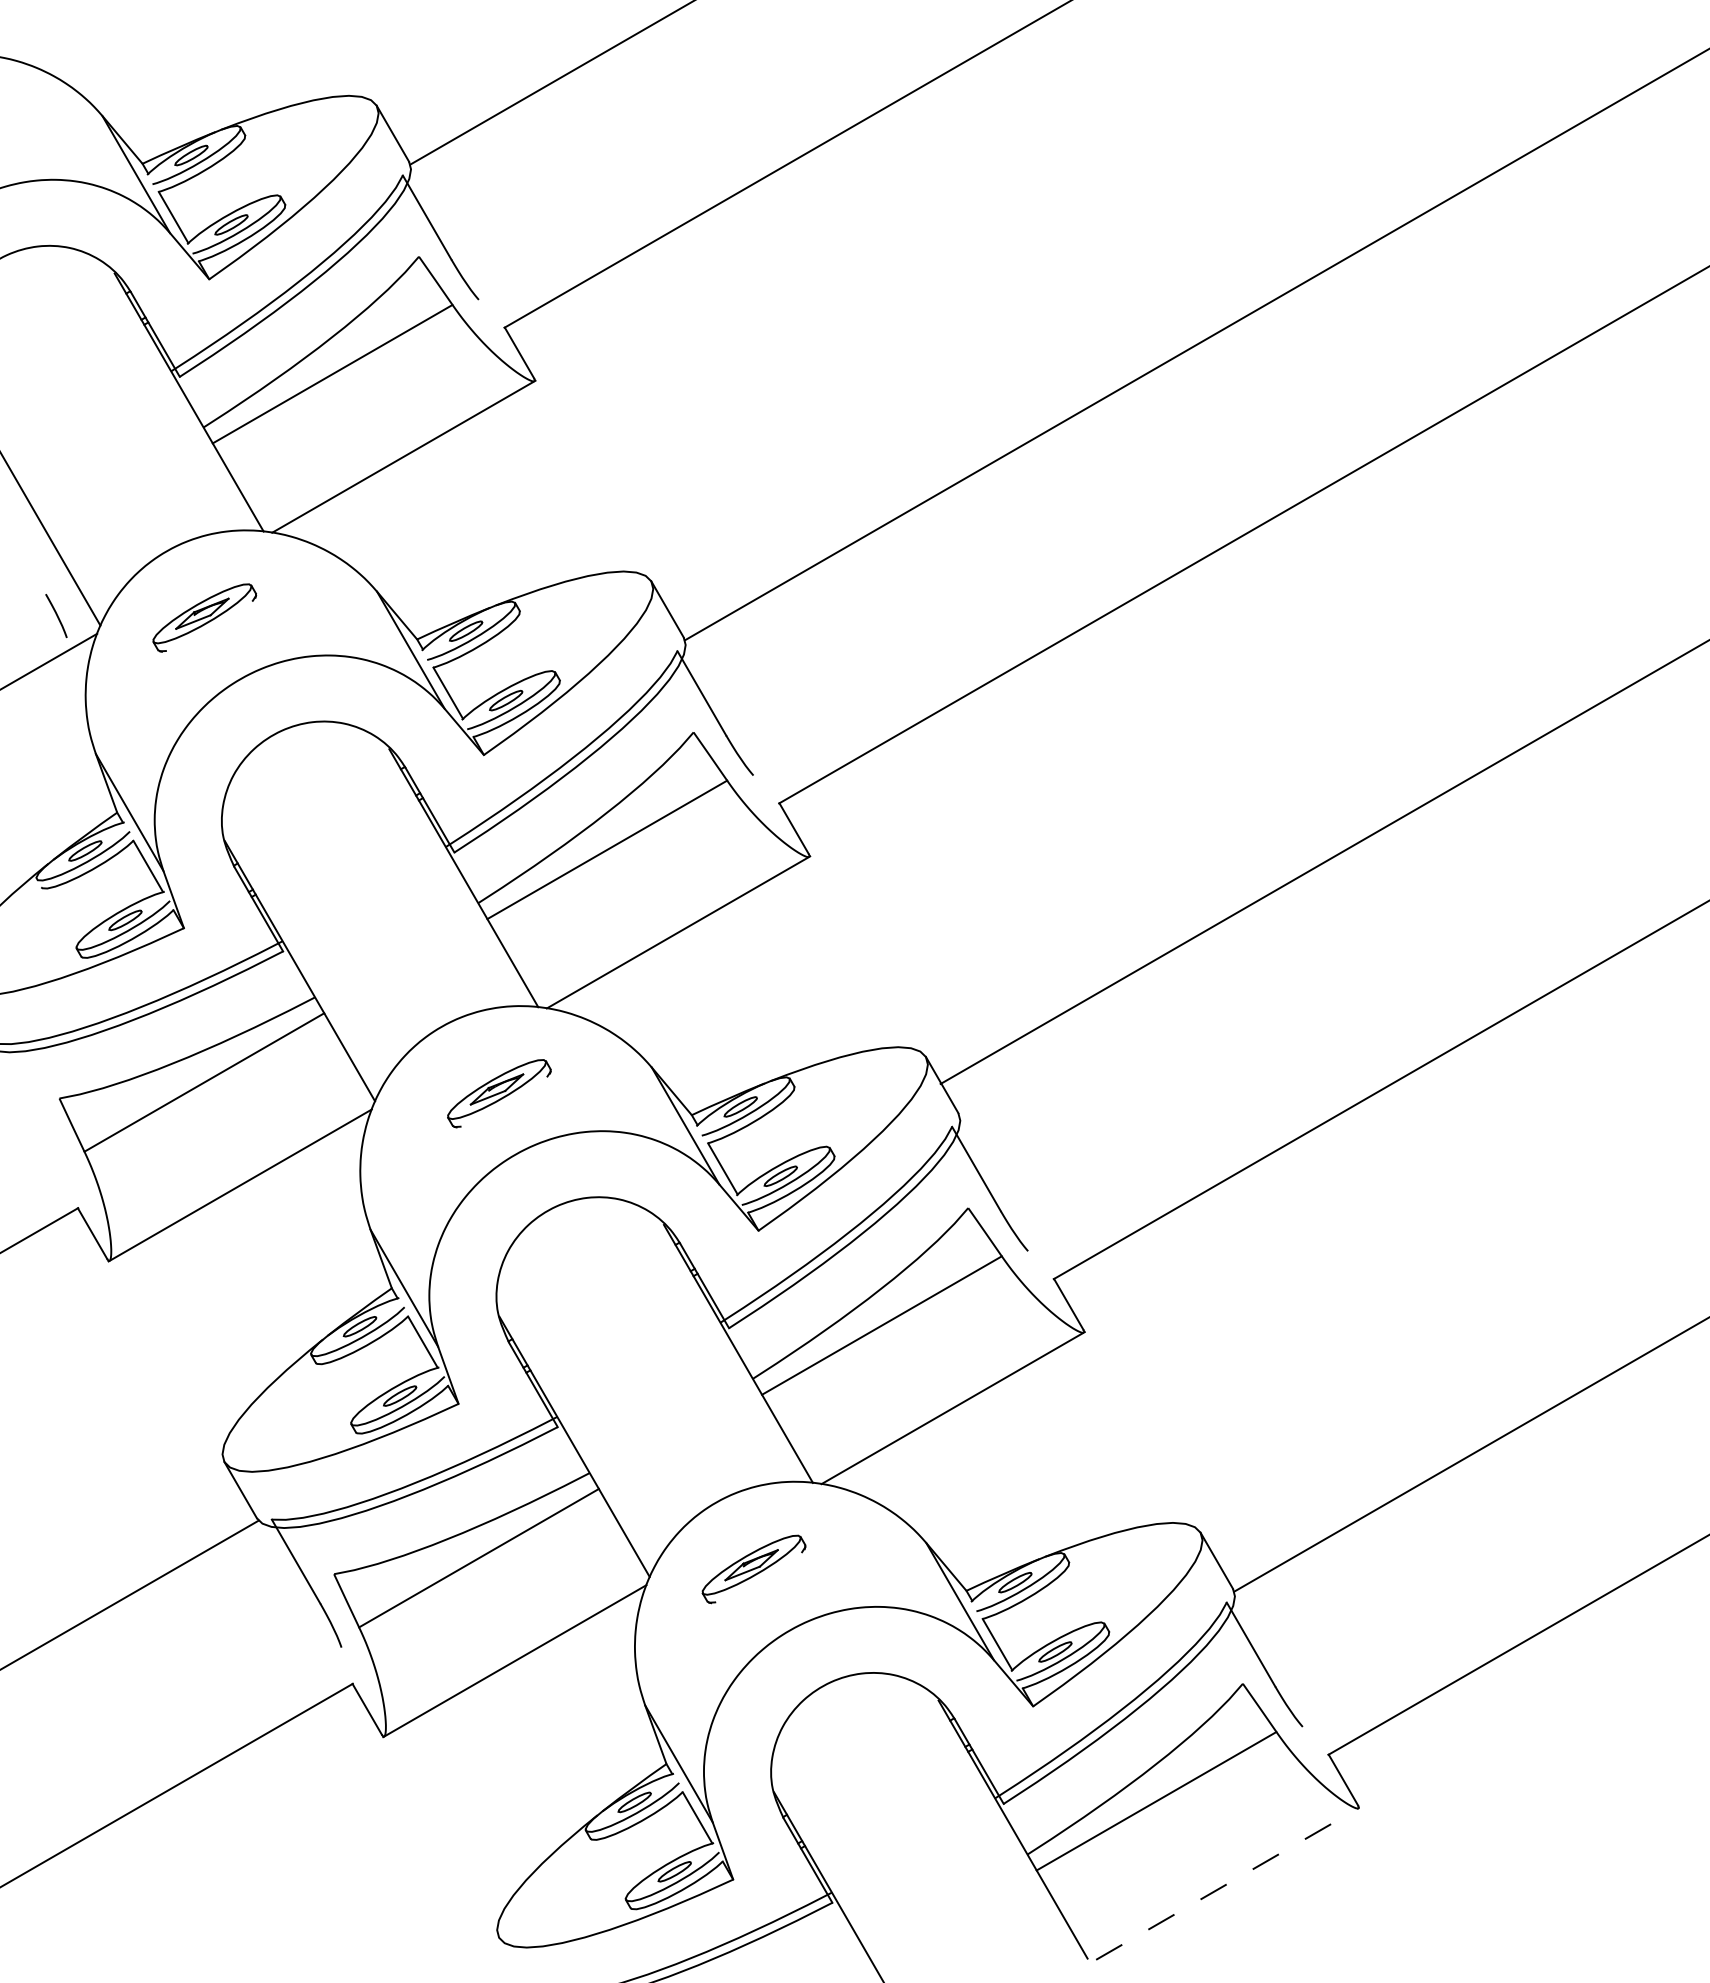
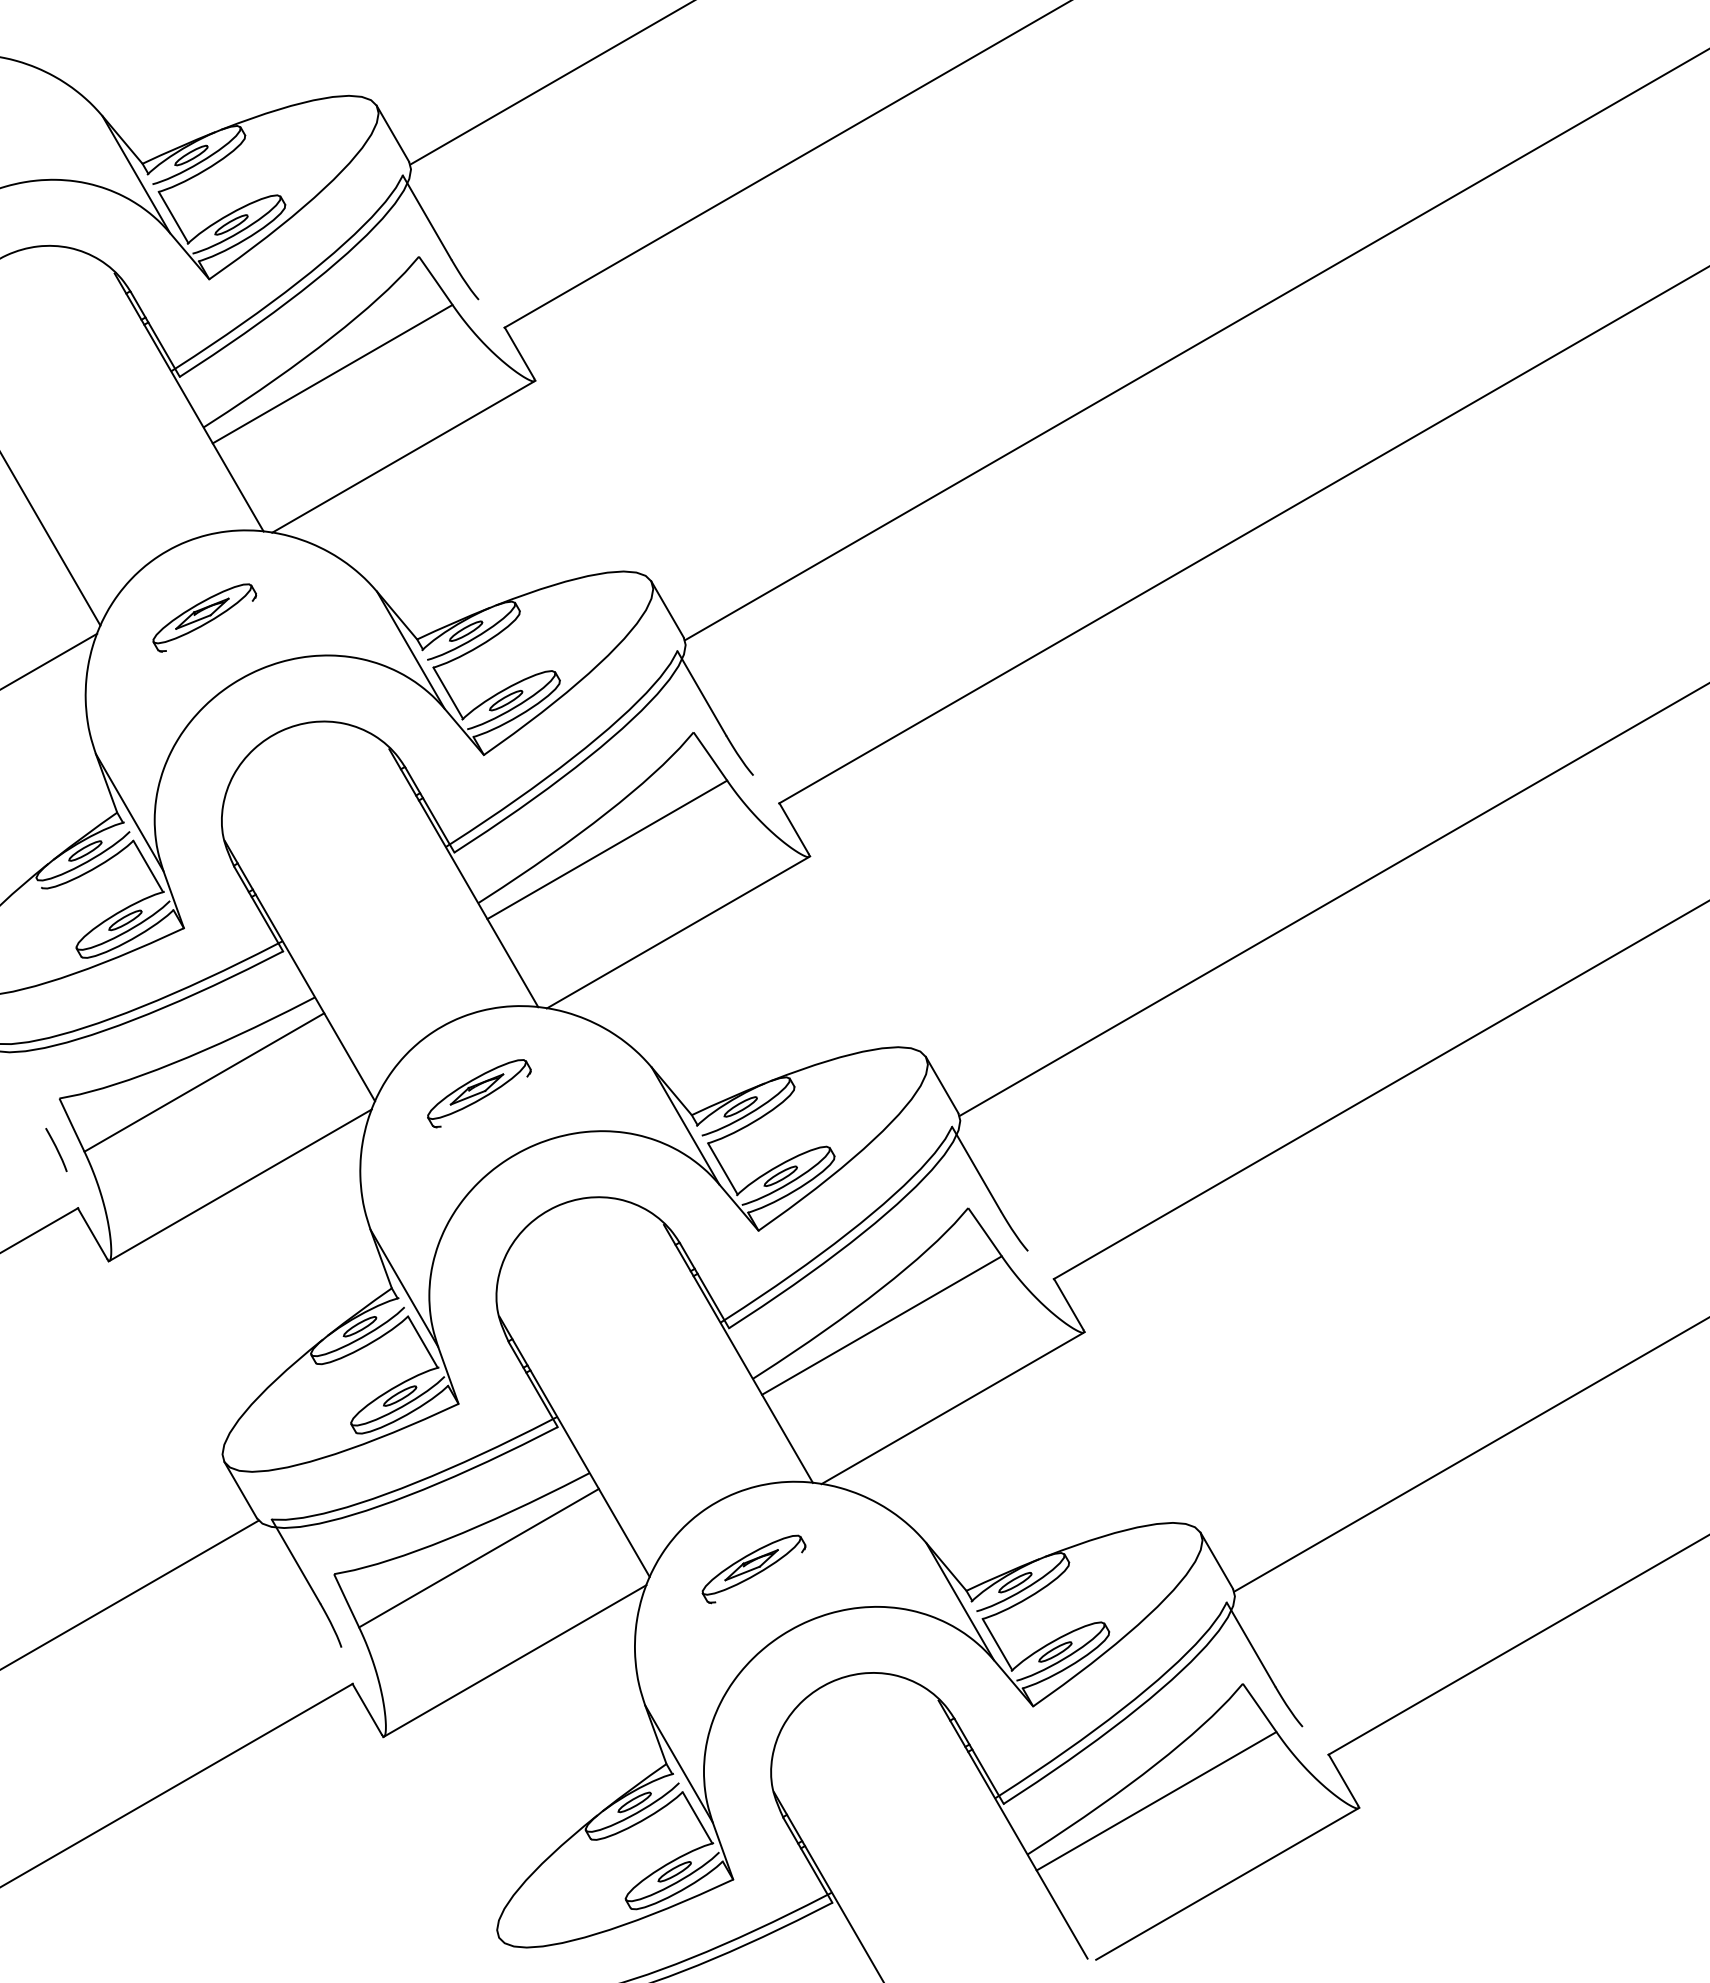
curve position: (56, 616) -> (56, 1150) (56, 1150)
line position: (1323, 862) -> (1332, 899) (1332, 899)
part position: (499, 1093) -> (479, 1093) (479, 1093)
line: dashed -> solid (1228, 1883)
